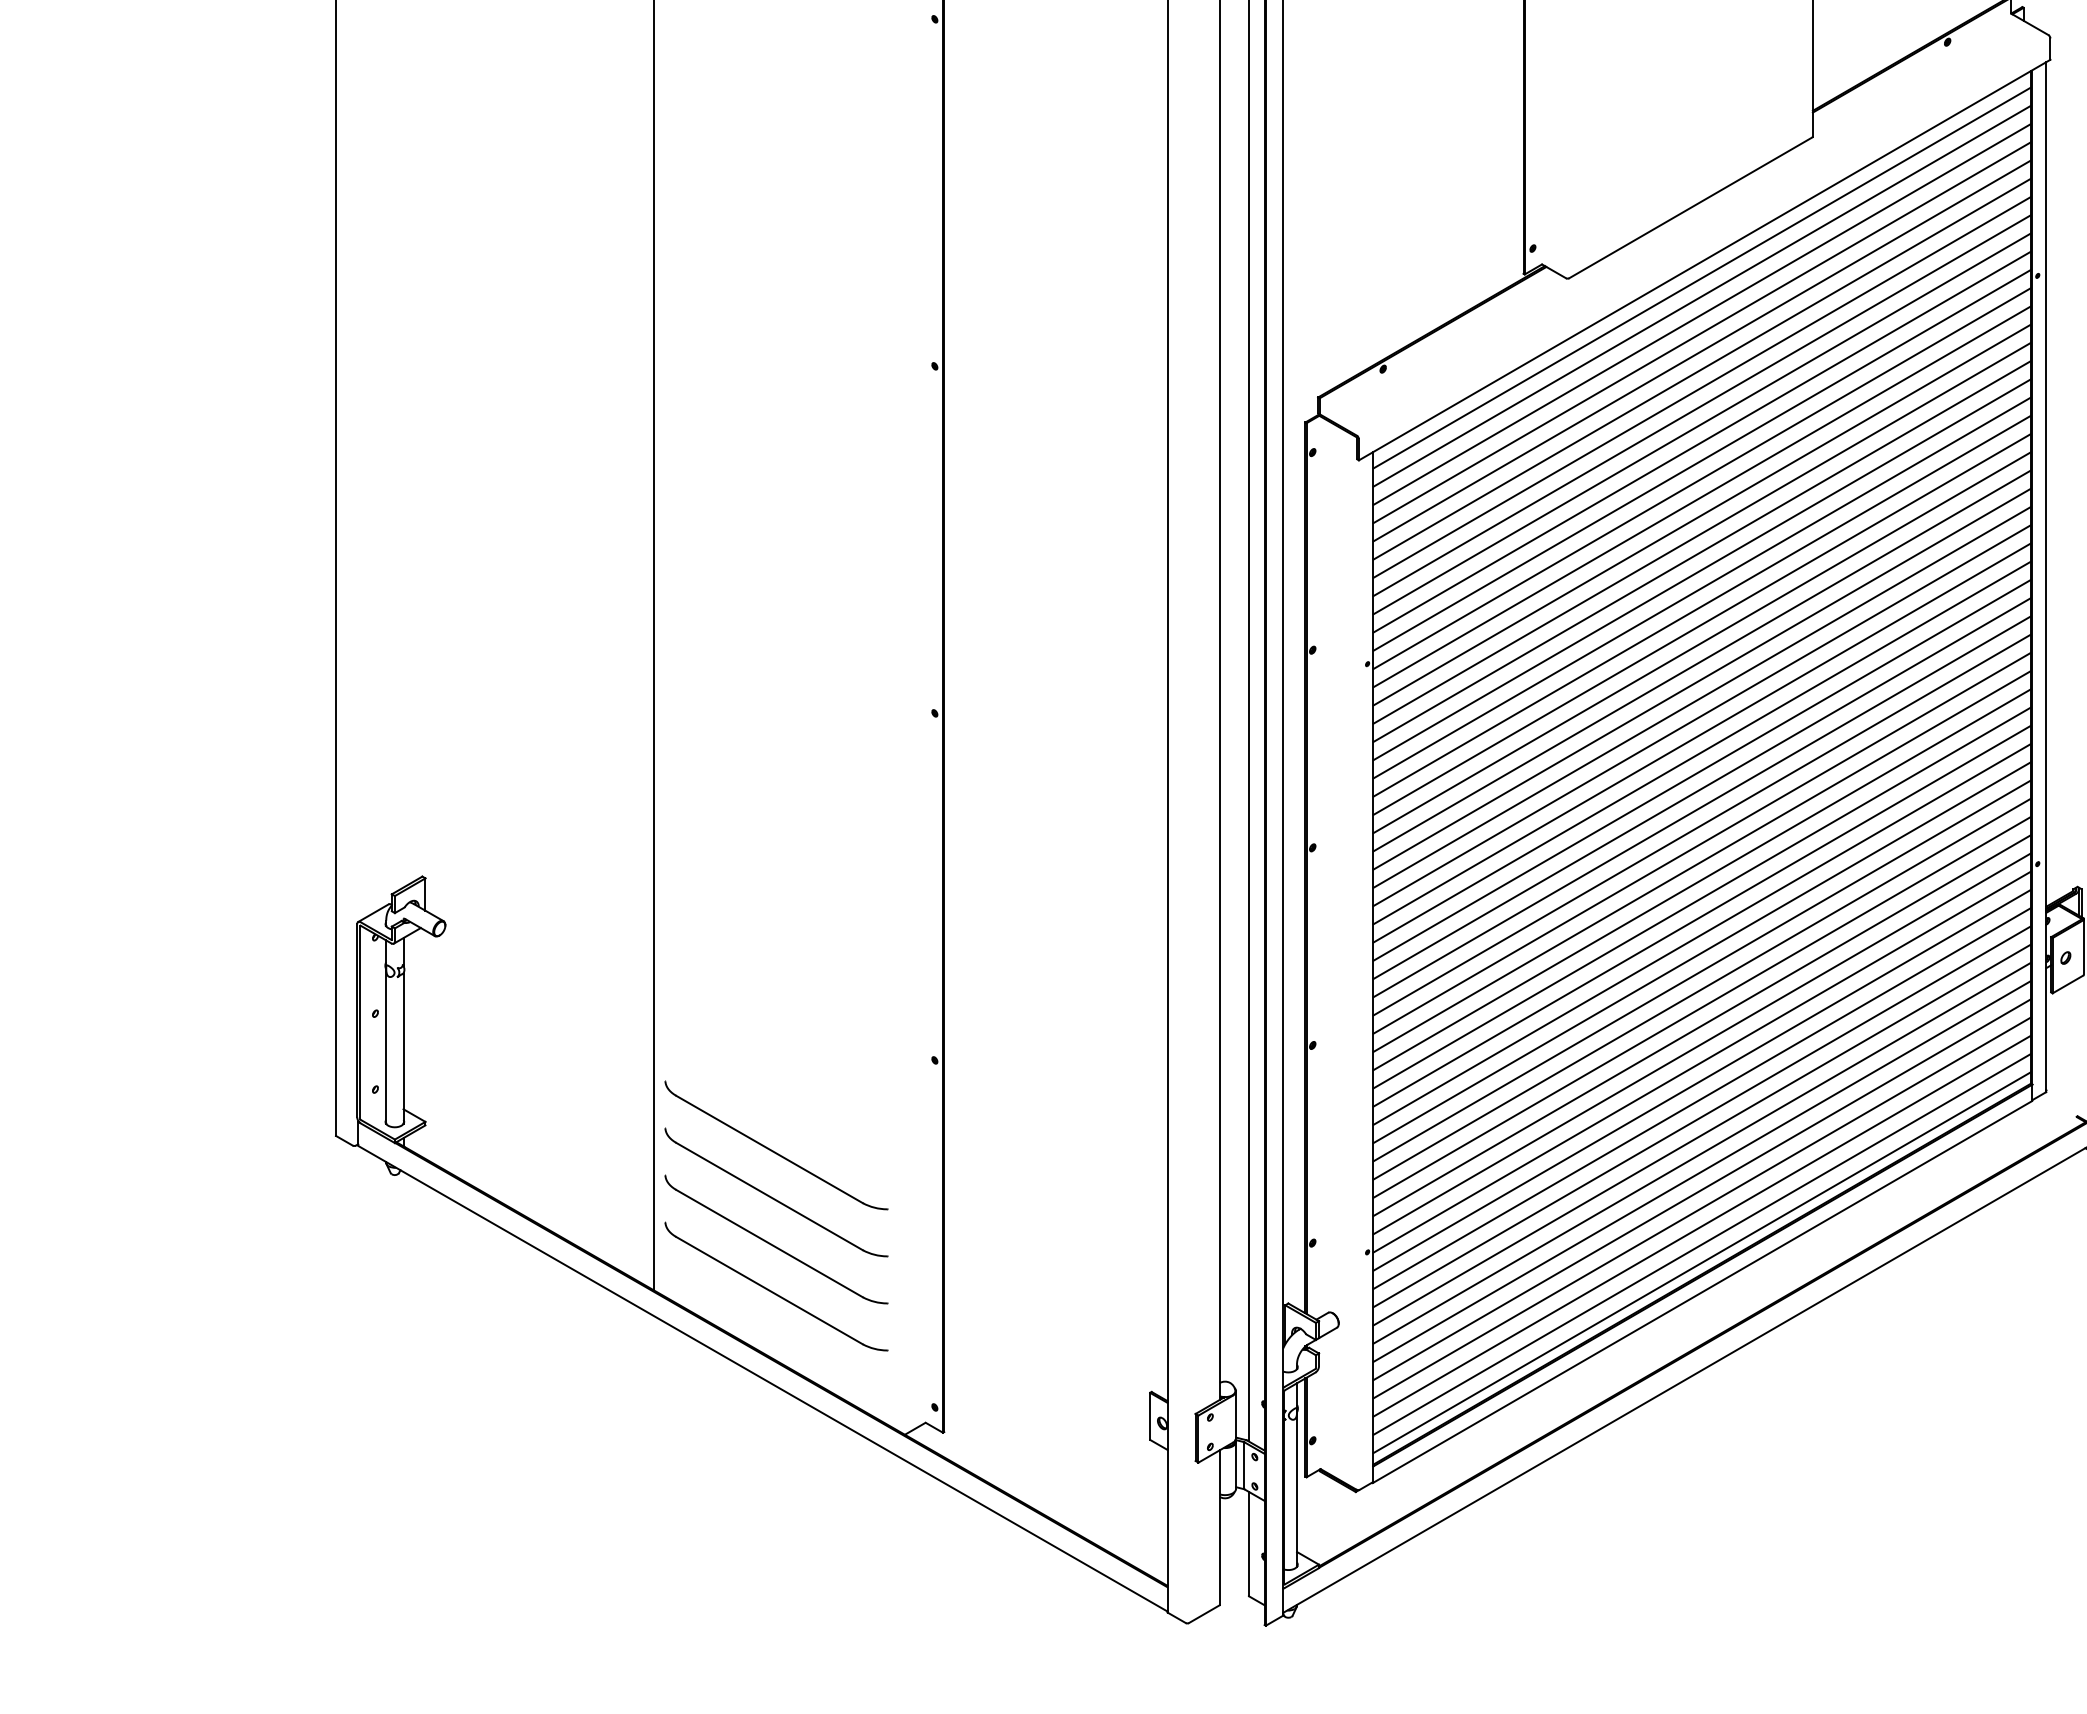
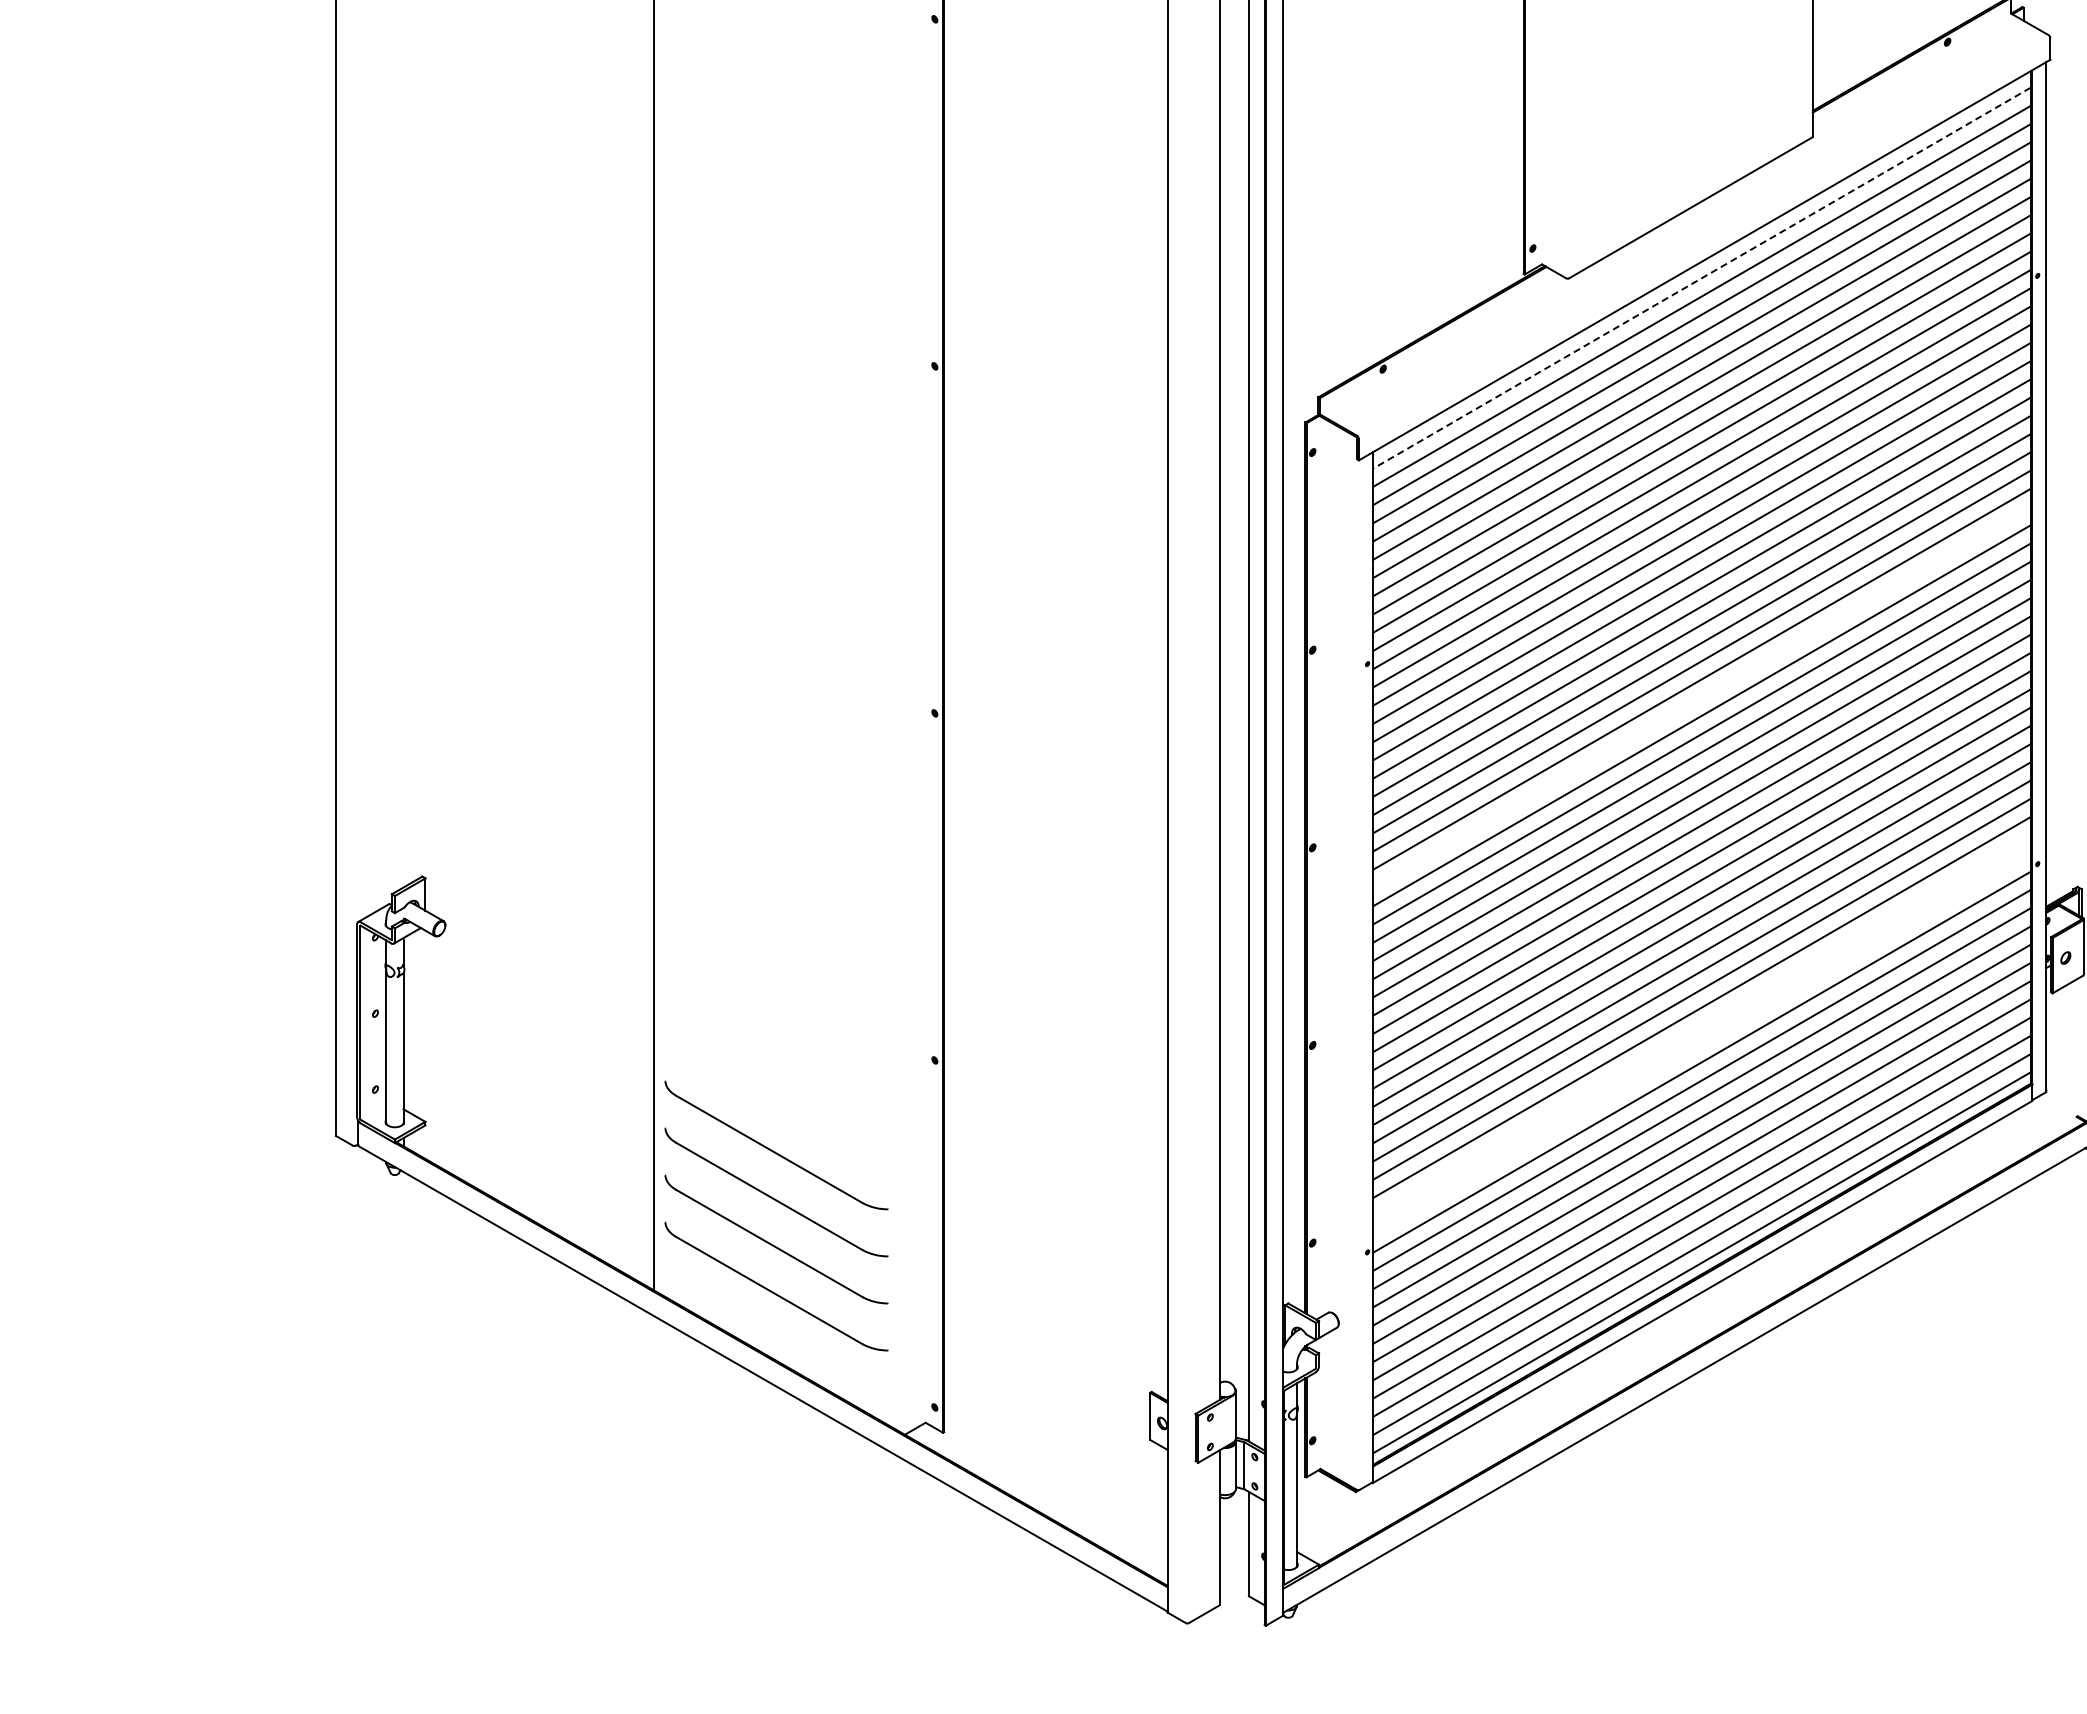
line: solid -> dashed (1702, 278)
line: present -> none (1701, 697)
line: present -> none (1701, 1025)
line: present -> none (1701, 1043)
